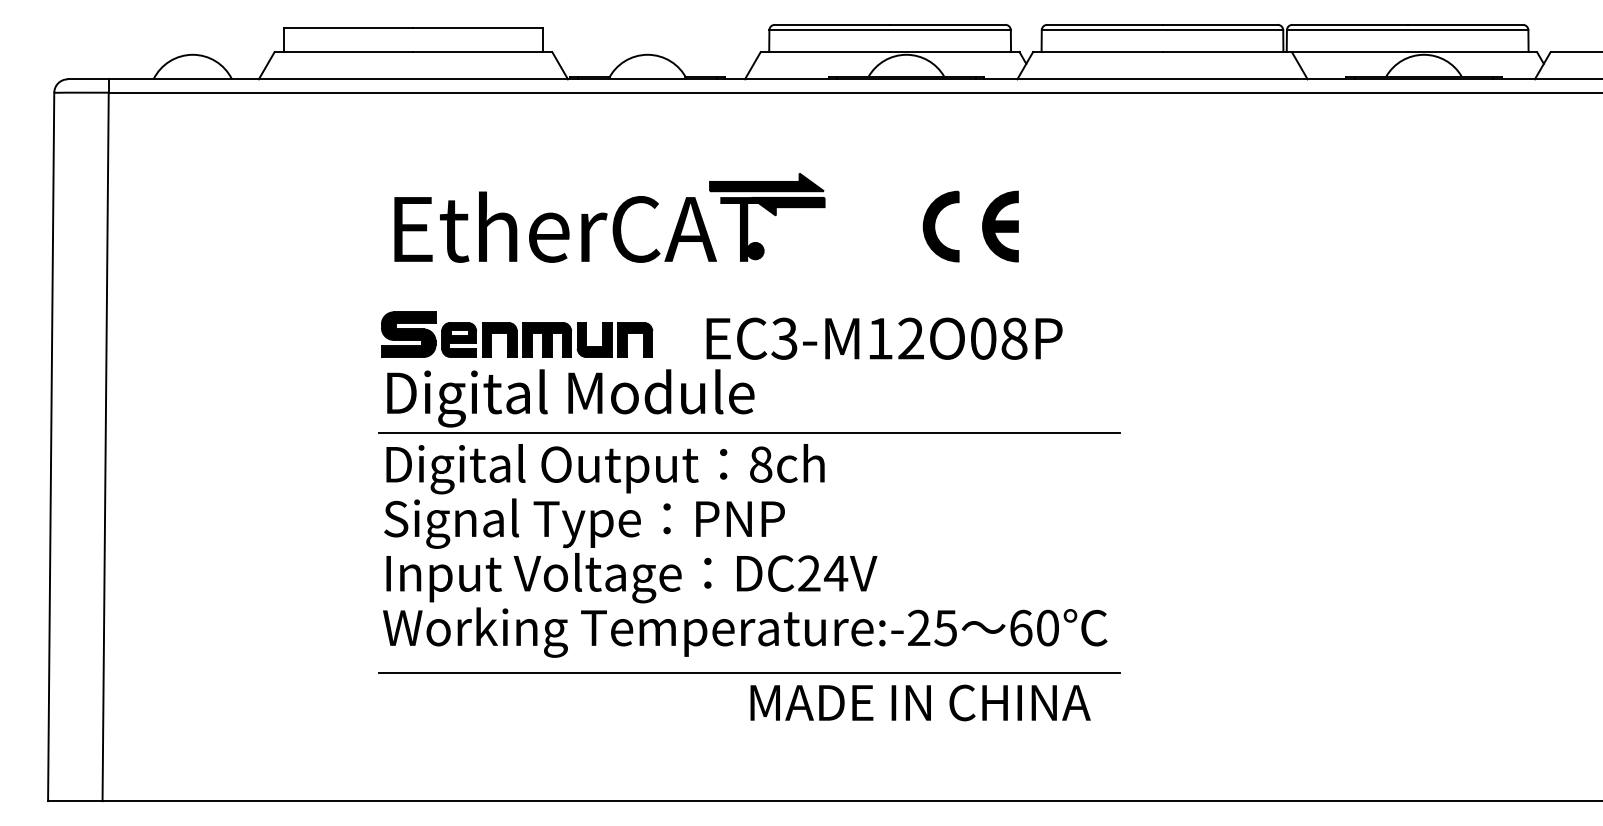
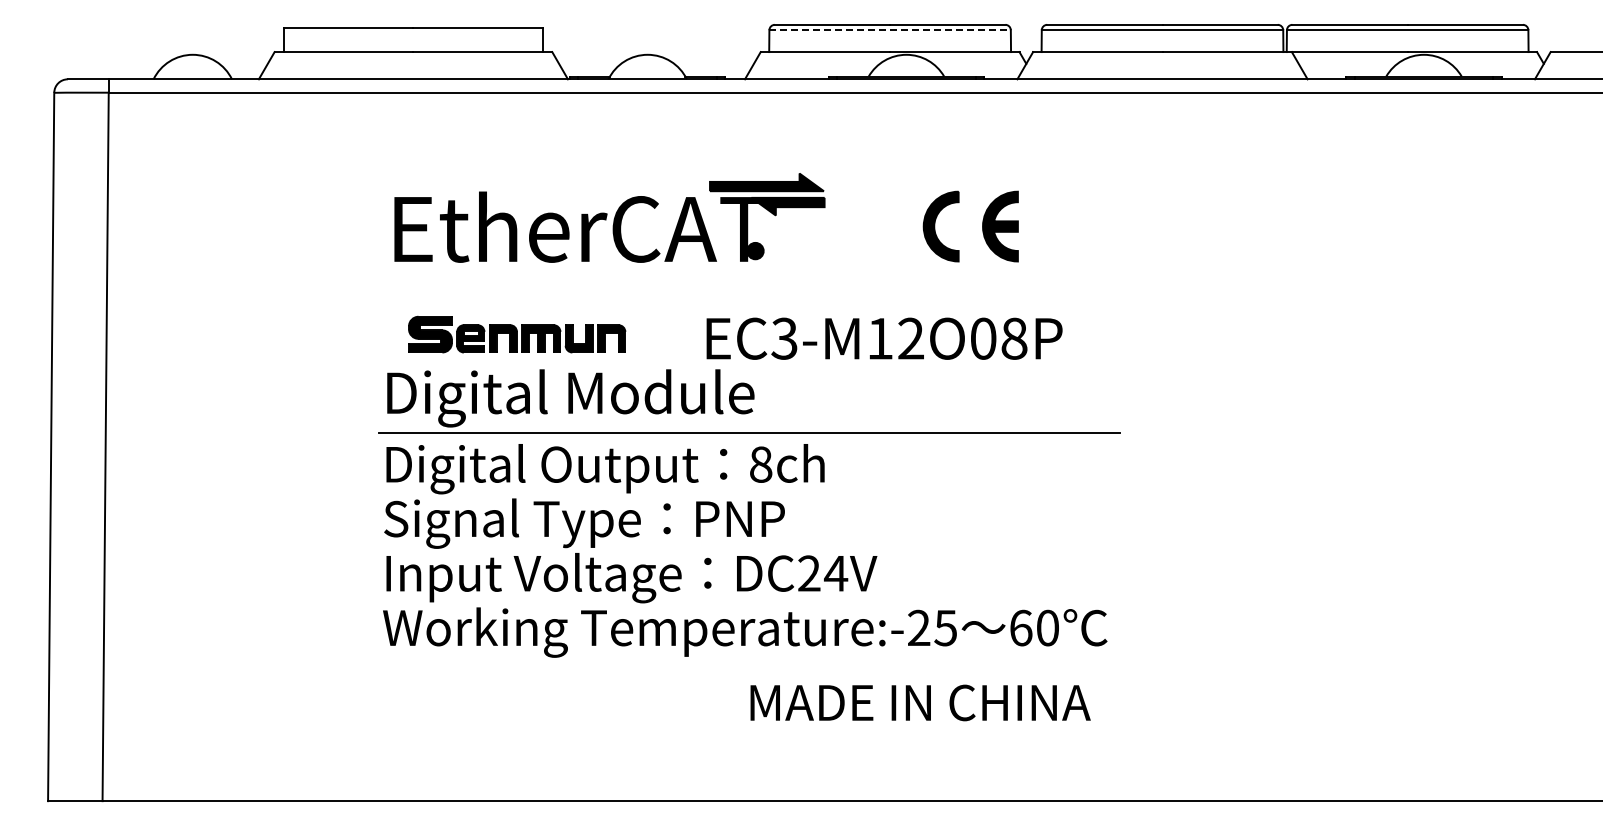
line: solid -> dashed (890, 30)
part size: 273x47 px -> 219x39 px (517, 334)
line: present -> none (749, 673)
